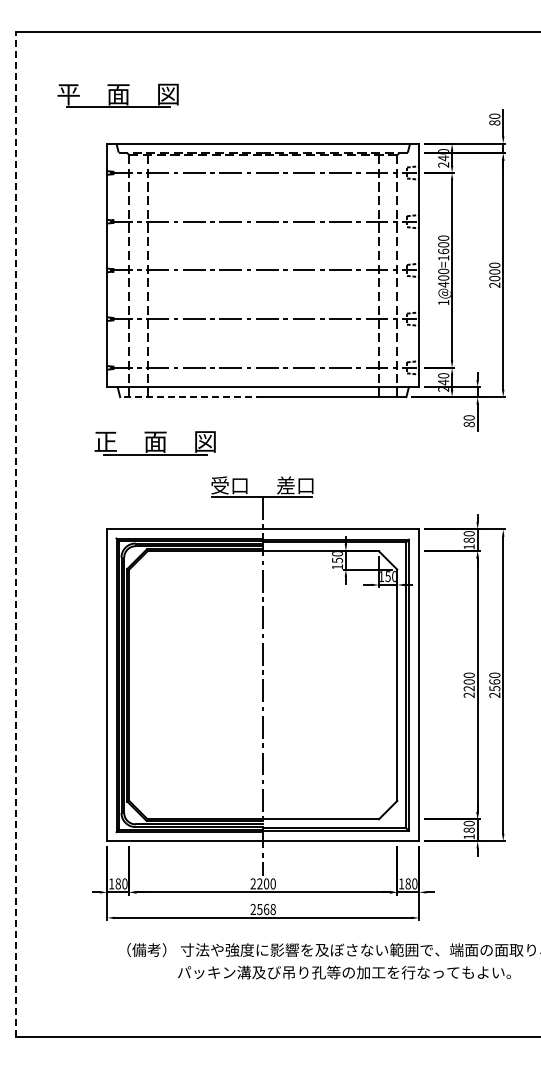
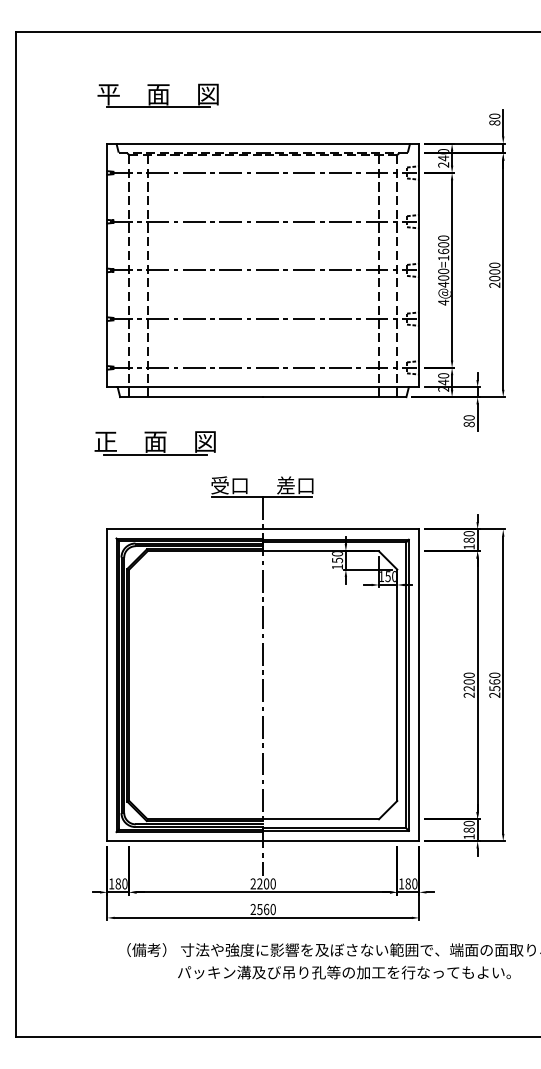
part position: (117, 95) -> (157, 95) (157, 95)
text: 1@400=1600 -> 4@400=1600 (443, 302)
line: dashed -> solid (191, 397)
line: dashed -> solid (16, 534)
text: 2568 -> 2560 (272, 909)
